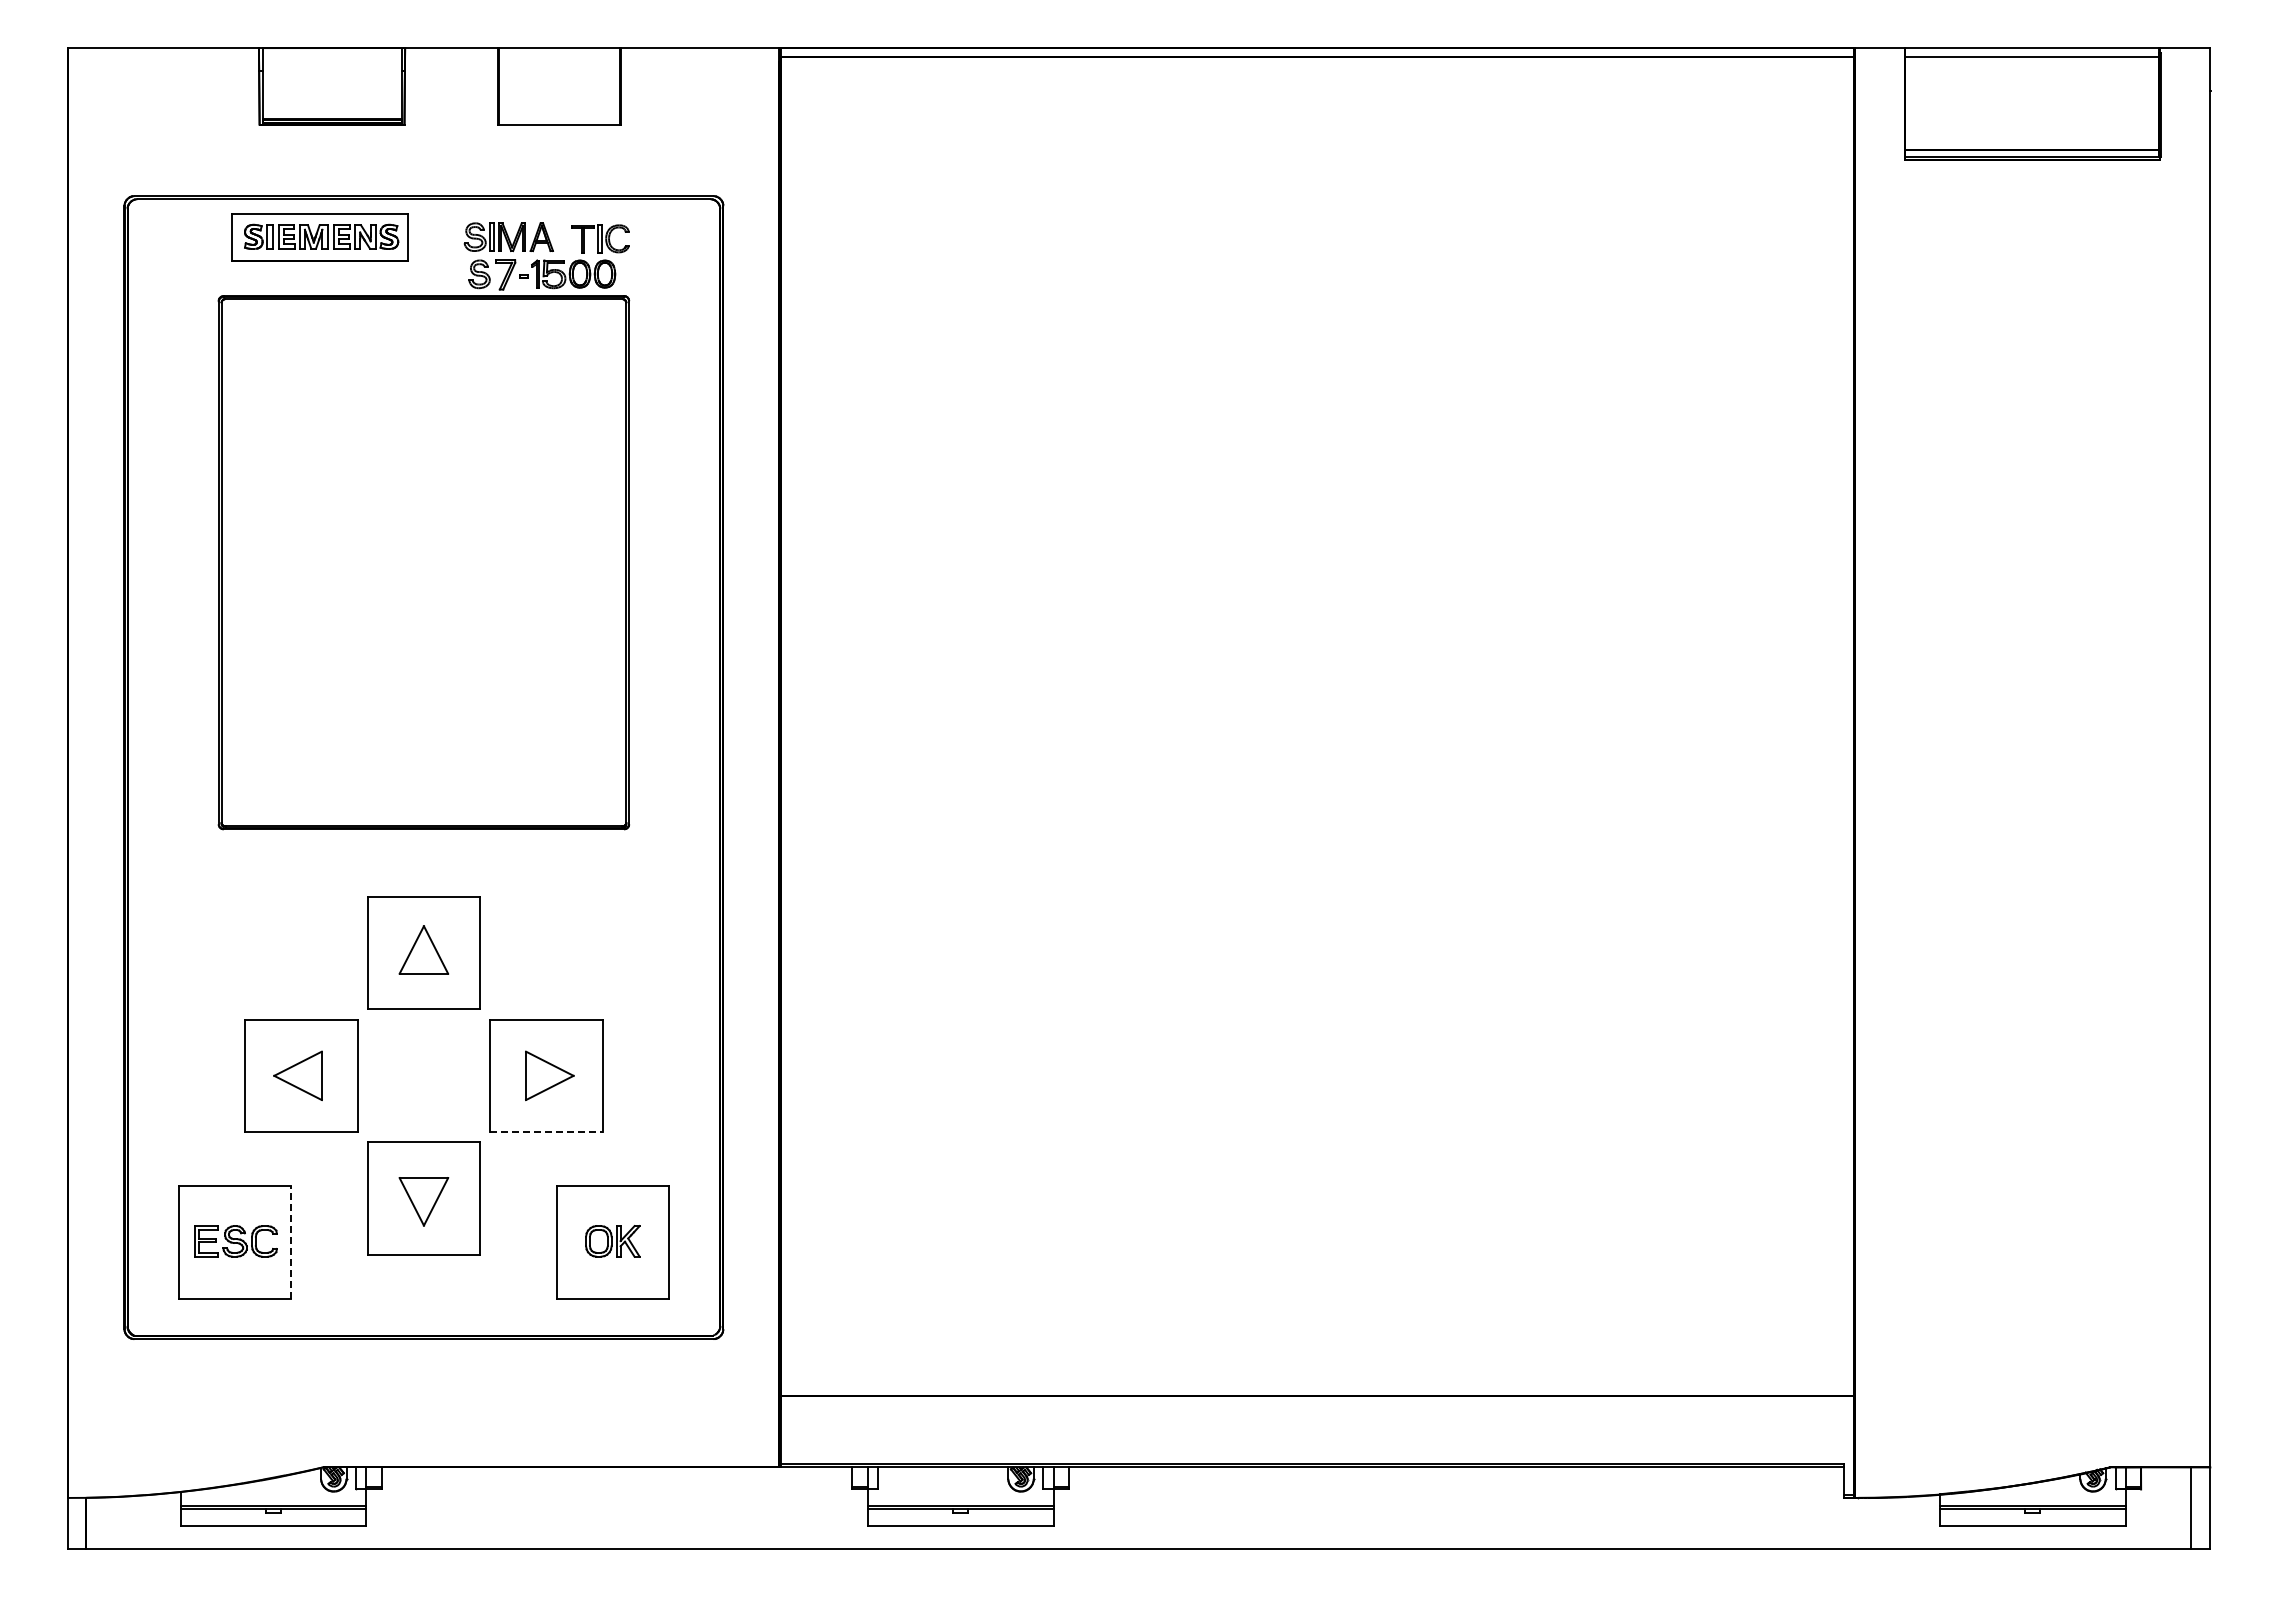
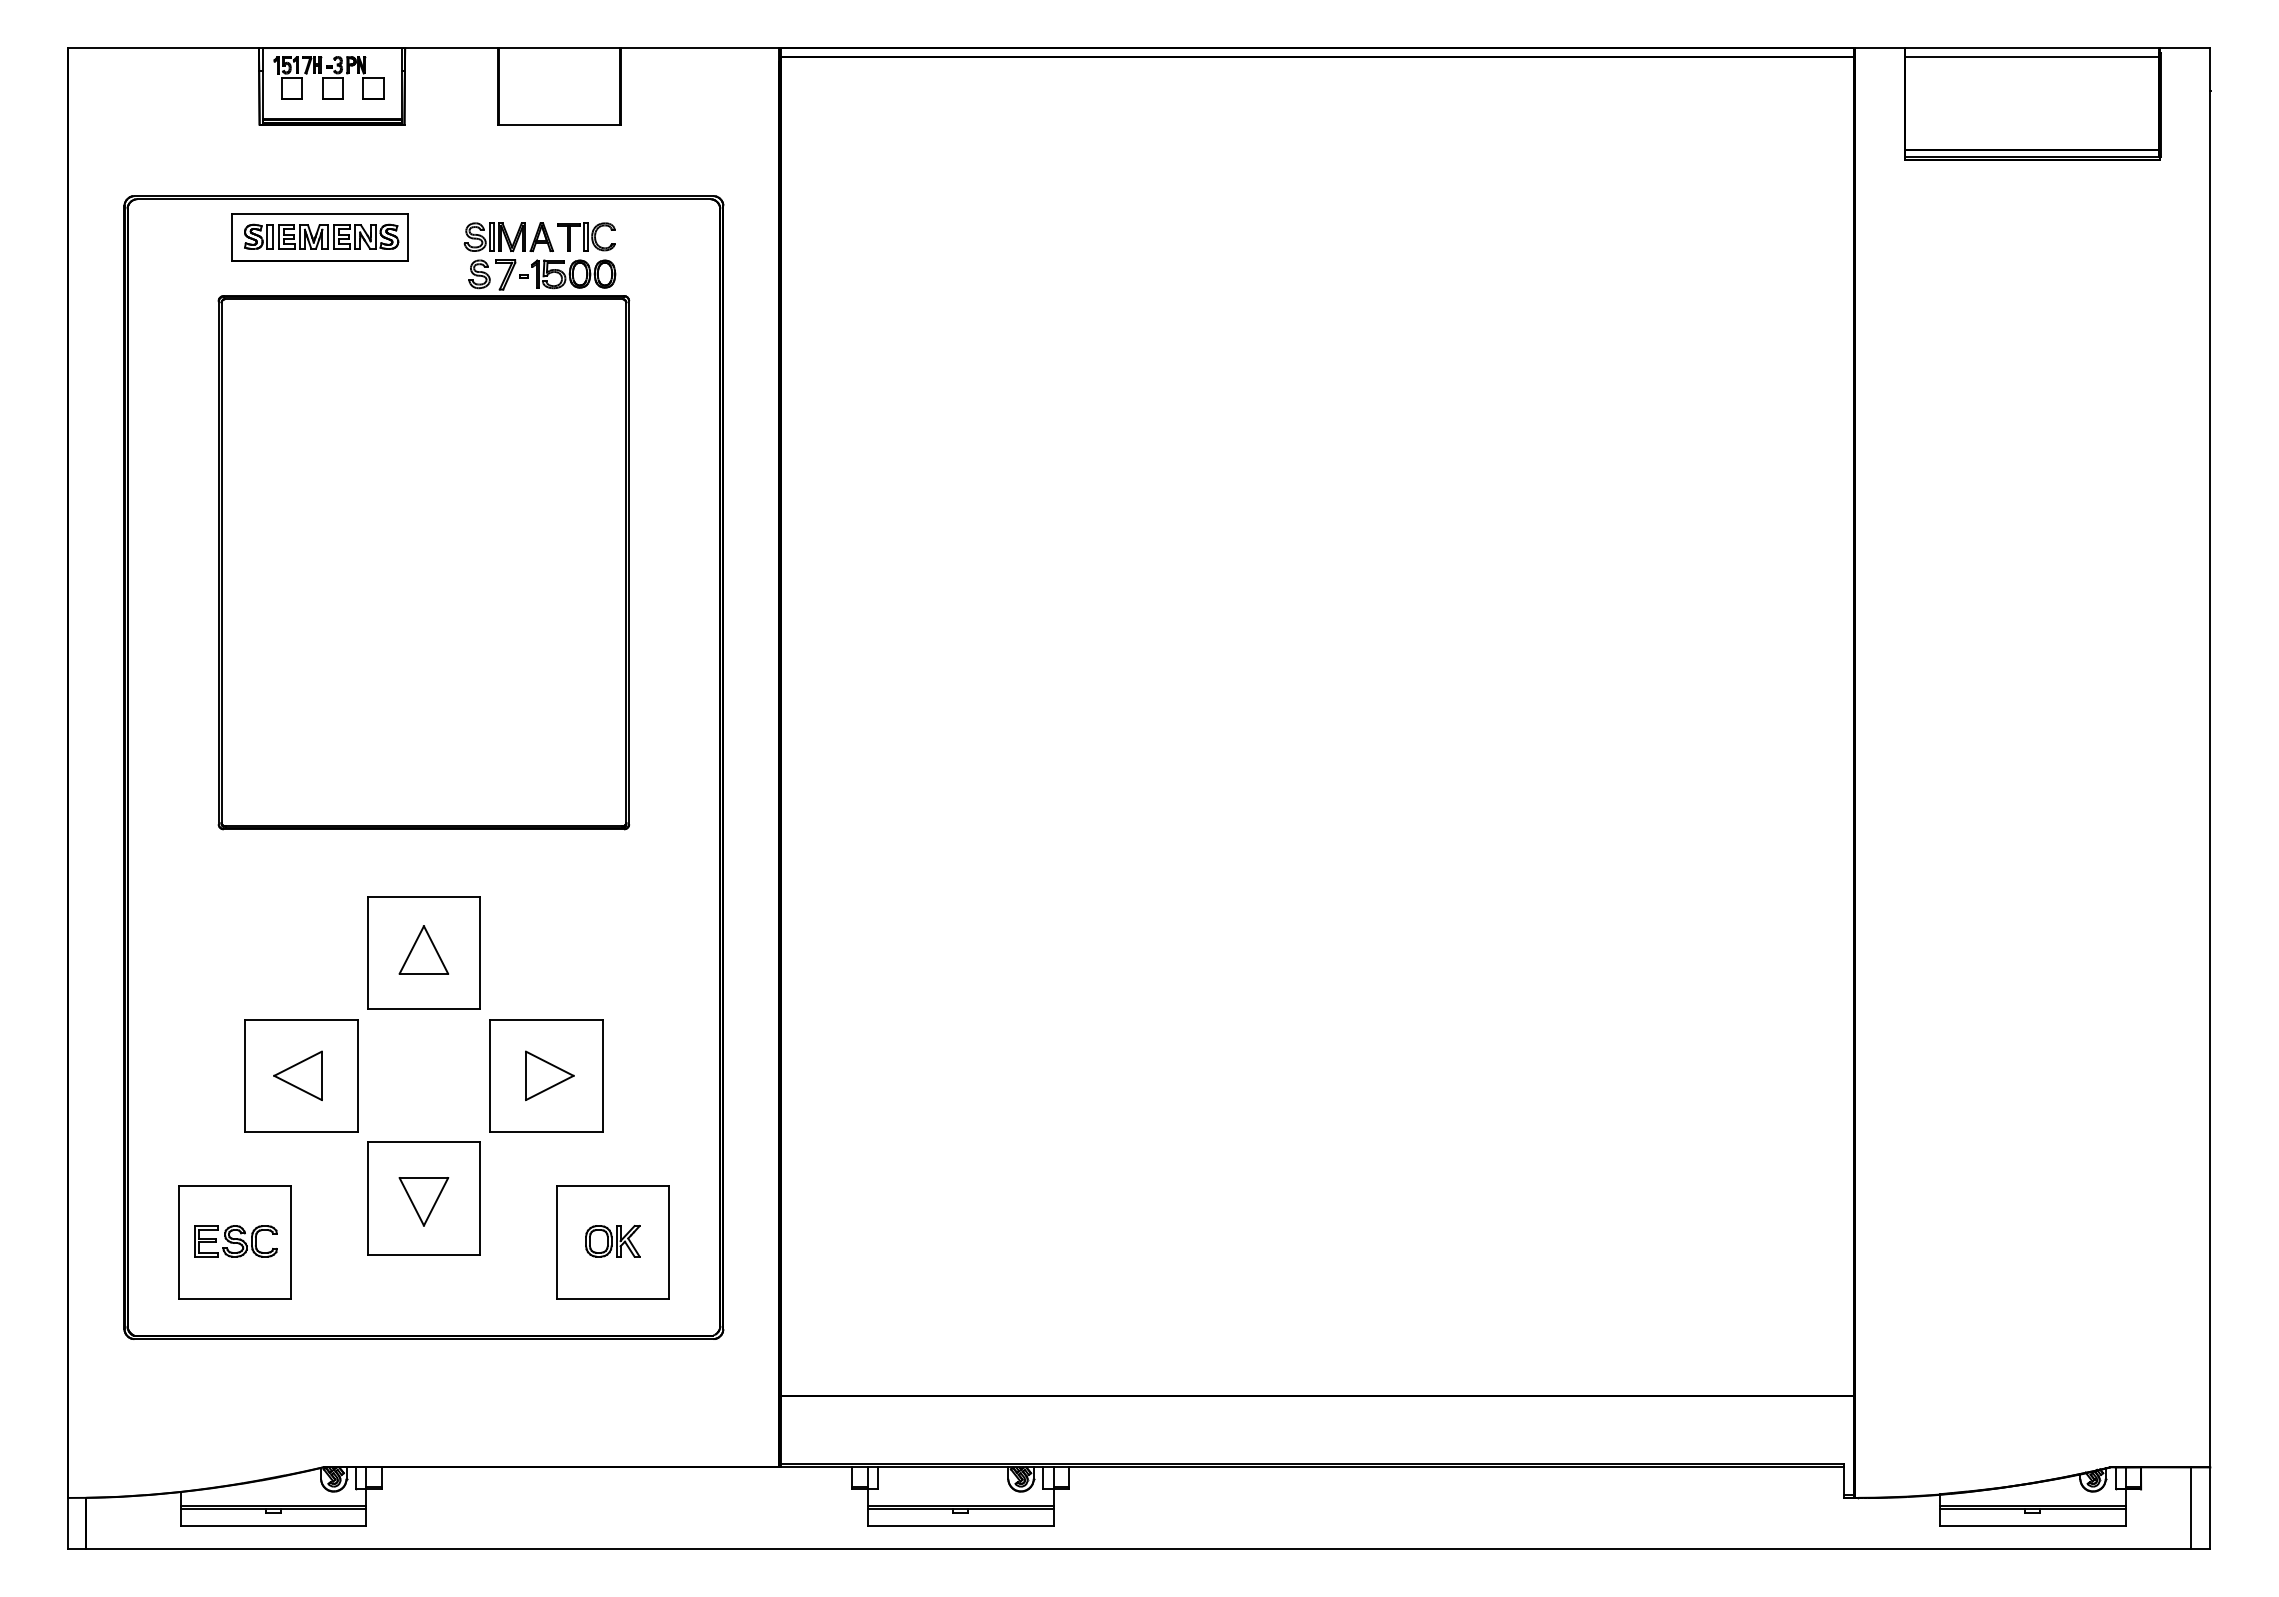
part: none -> present (328, 77)
part position: (600, 238) -> (586, 236) (586, 236)
line: dashed -> solid (546, 1132)
line: dashed -> solid (291, 1242)
